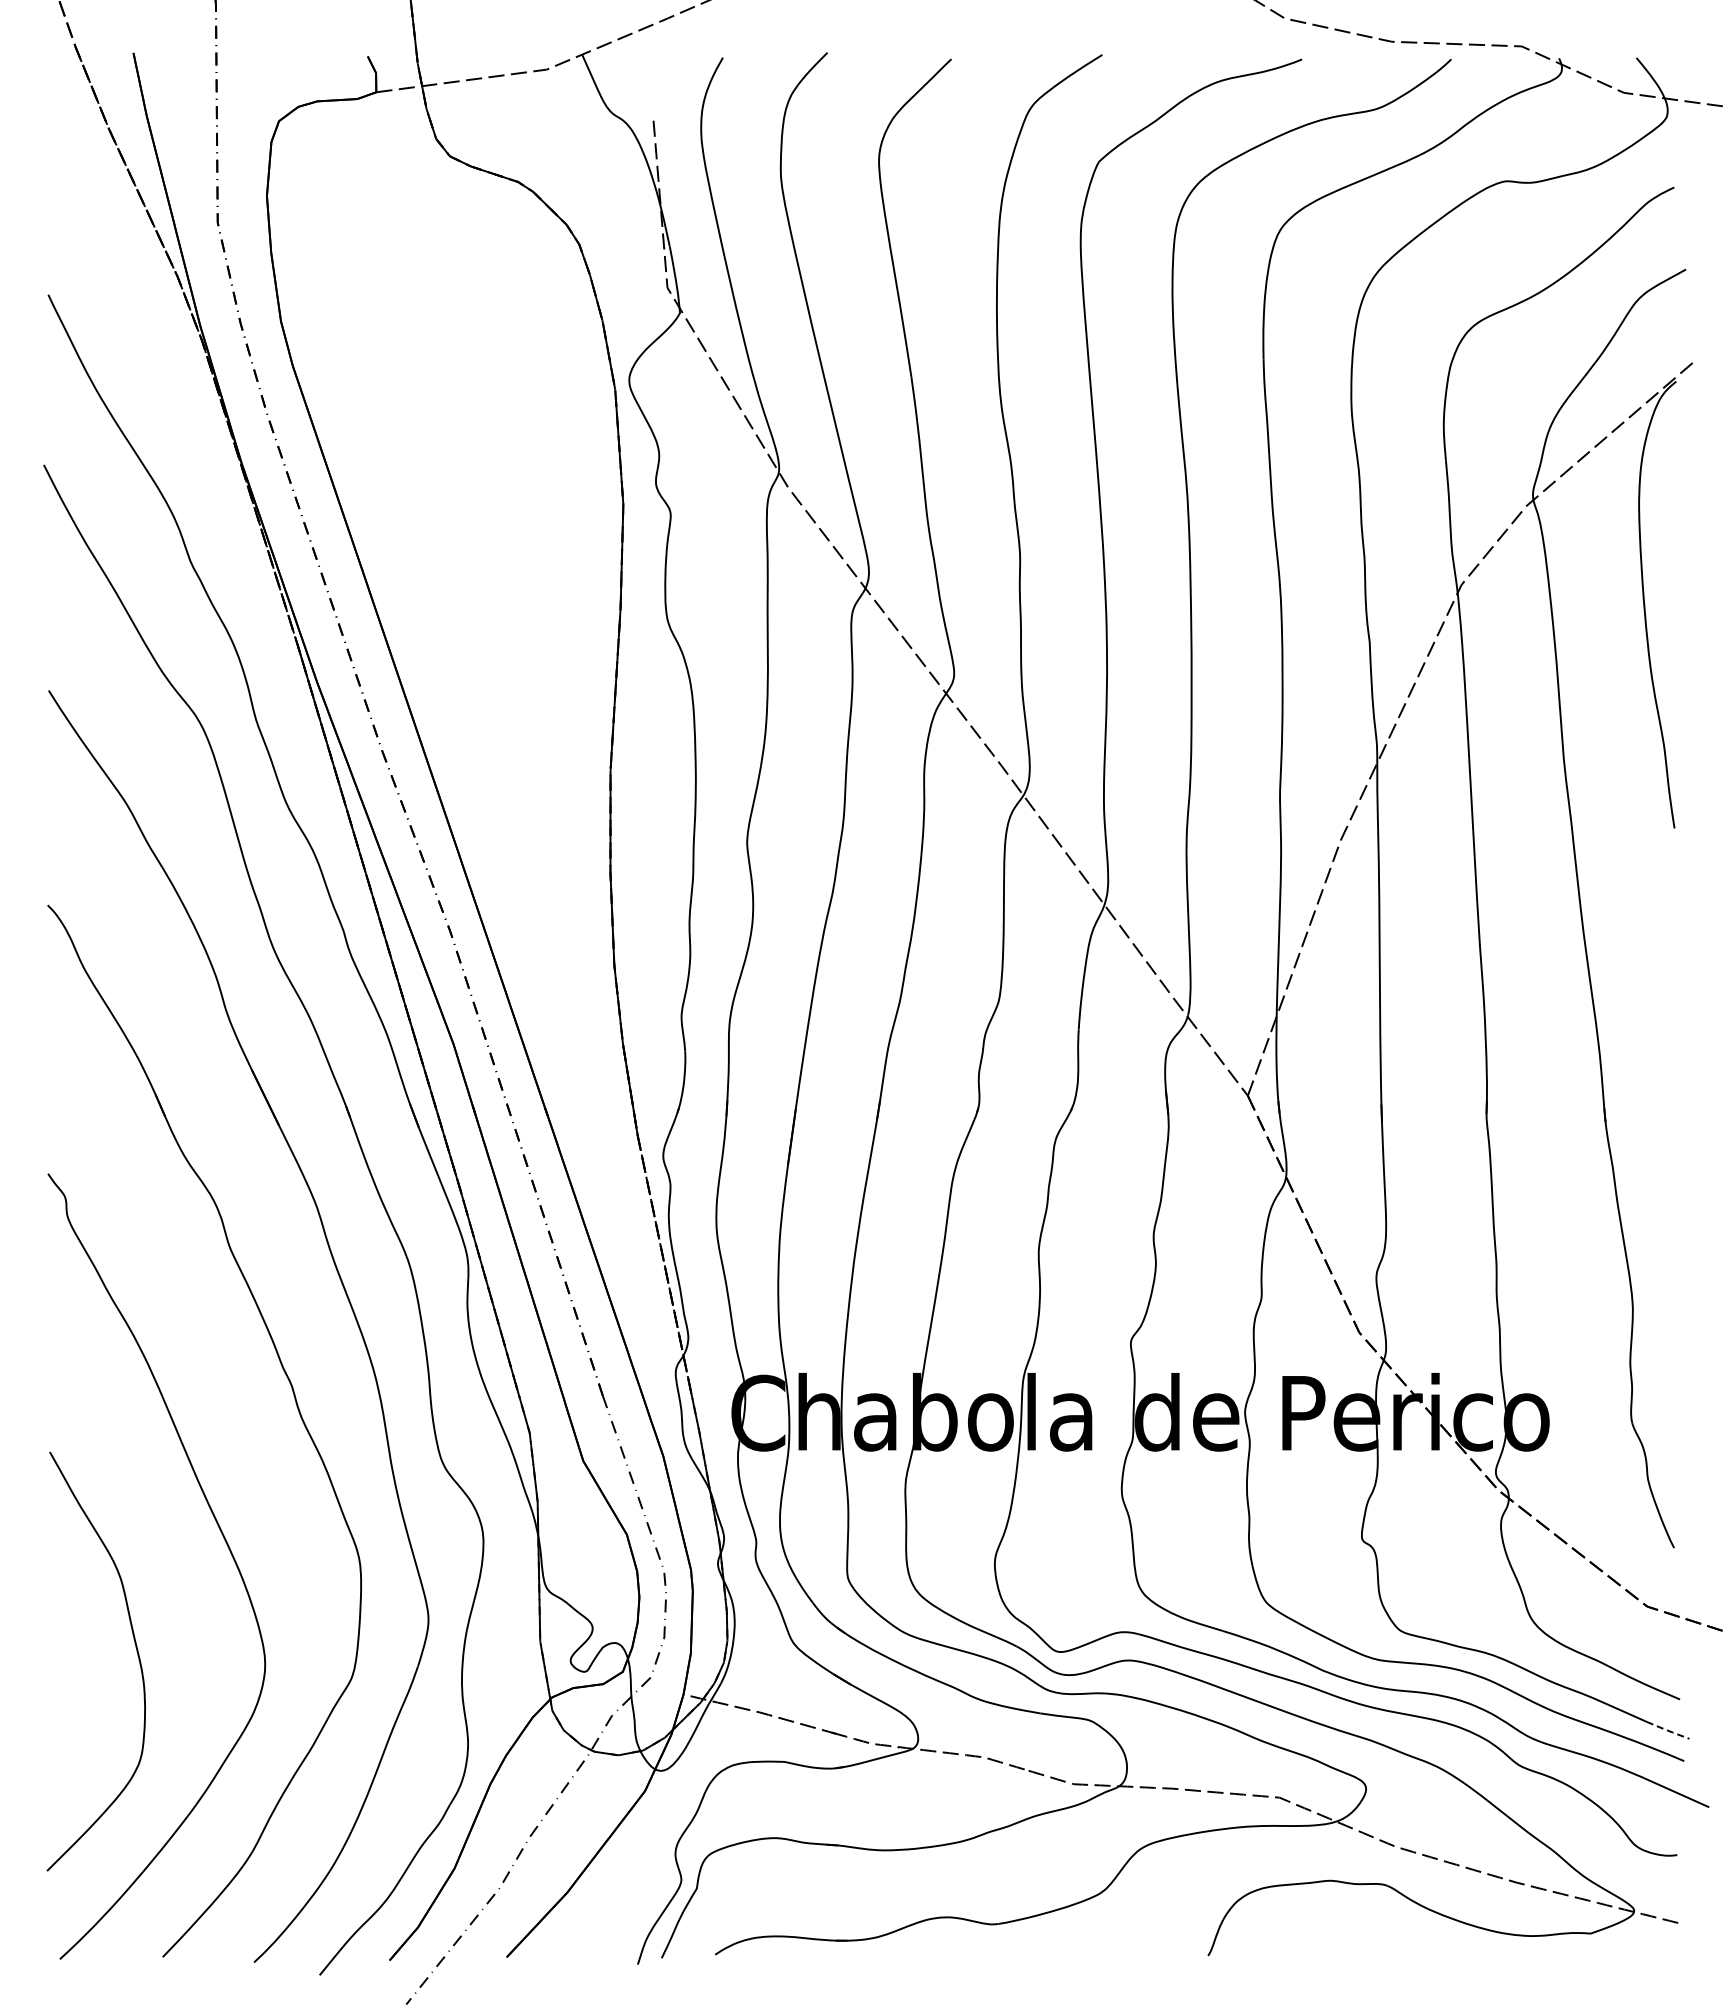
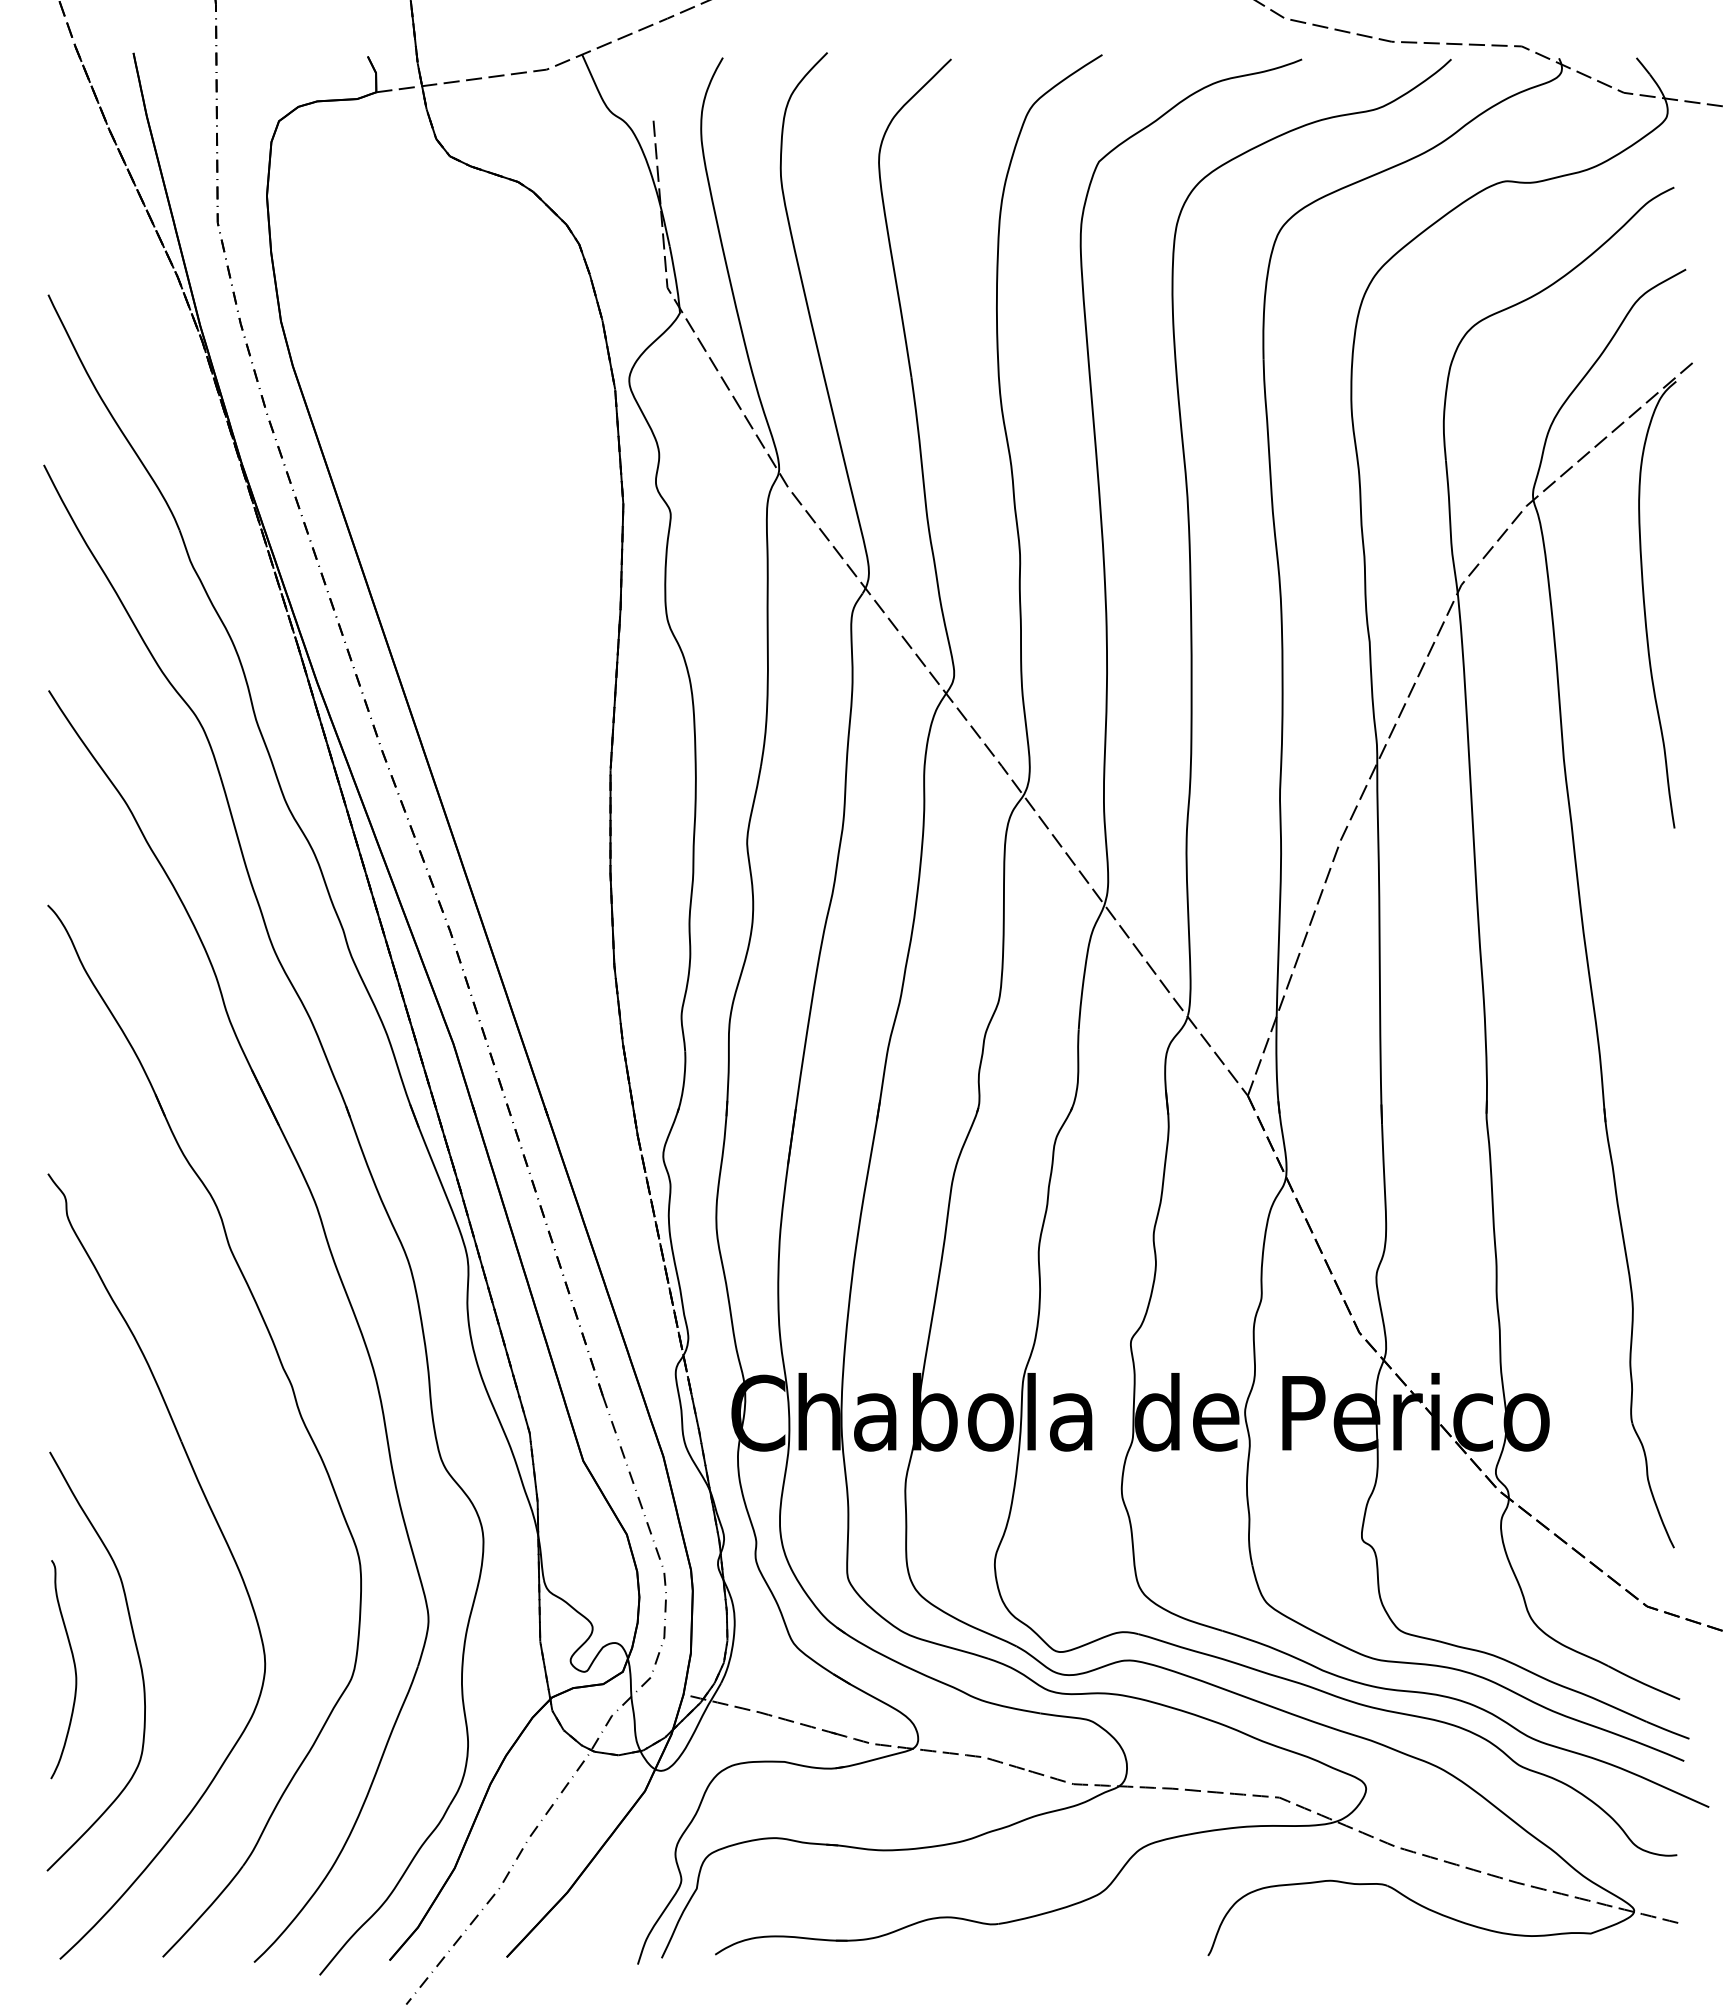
curve: none -> present (74, 1669)
line: dashed -> solid (1668, 1730)
